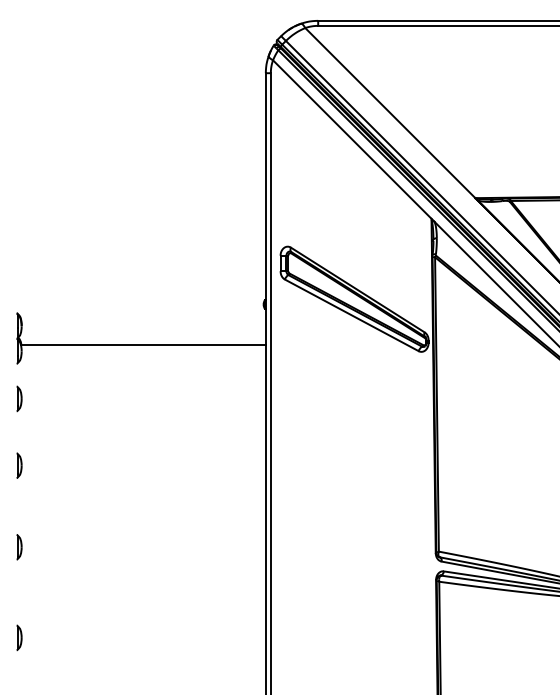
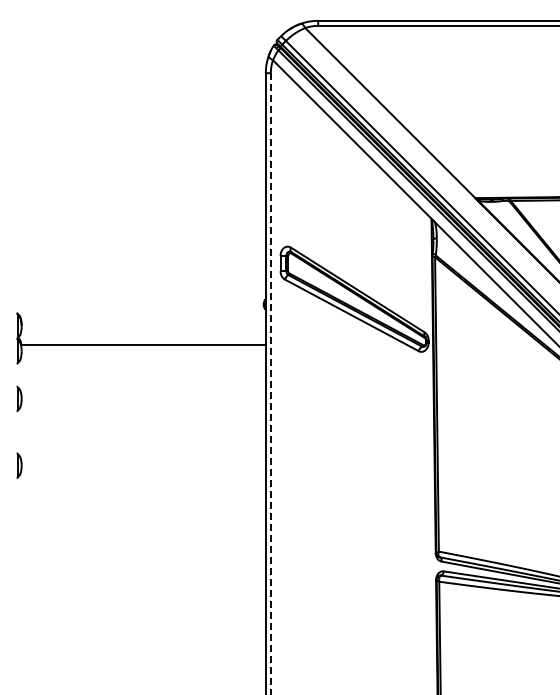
line: solid -> dashed (270, 383)
part: present -> none (19, 547)
part: present -> none (19, 637)
